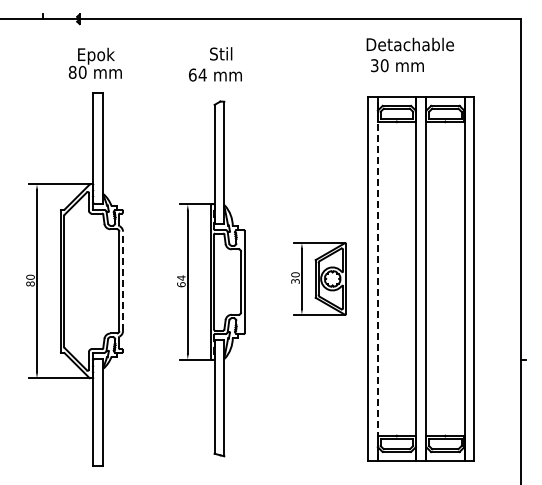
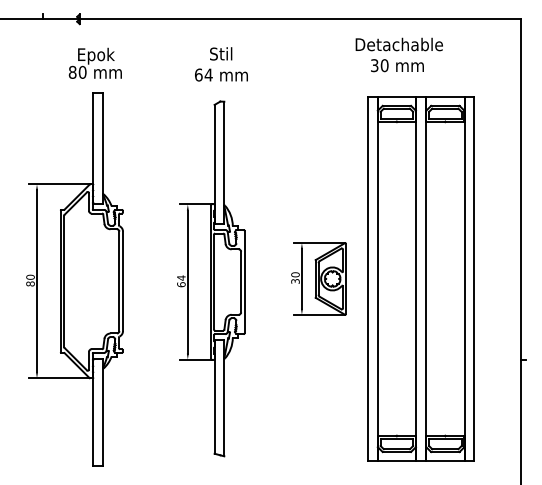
text position: (409, 44) -> (398, 44) (398, 44)
text position: (215, 74) -> (221, 74) (221, 74)
line: dashed -> solid (377, 278)
line: dashed -> solid (123, 281)
